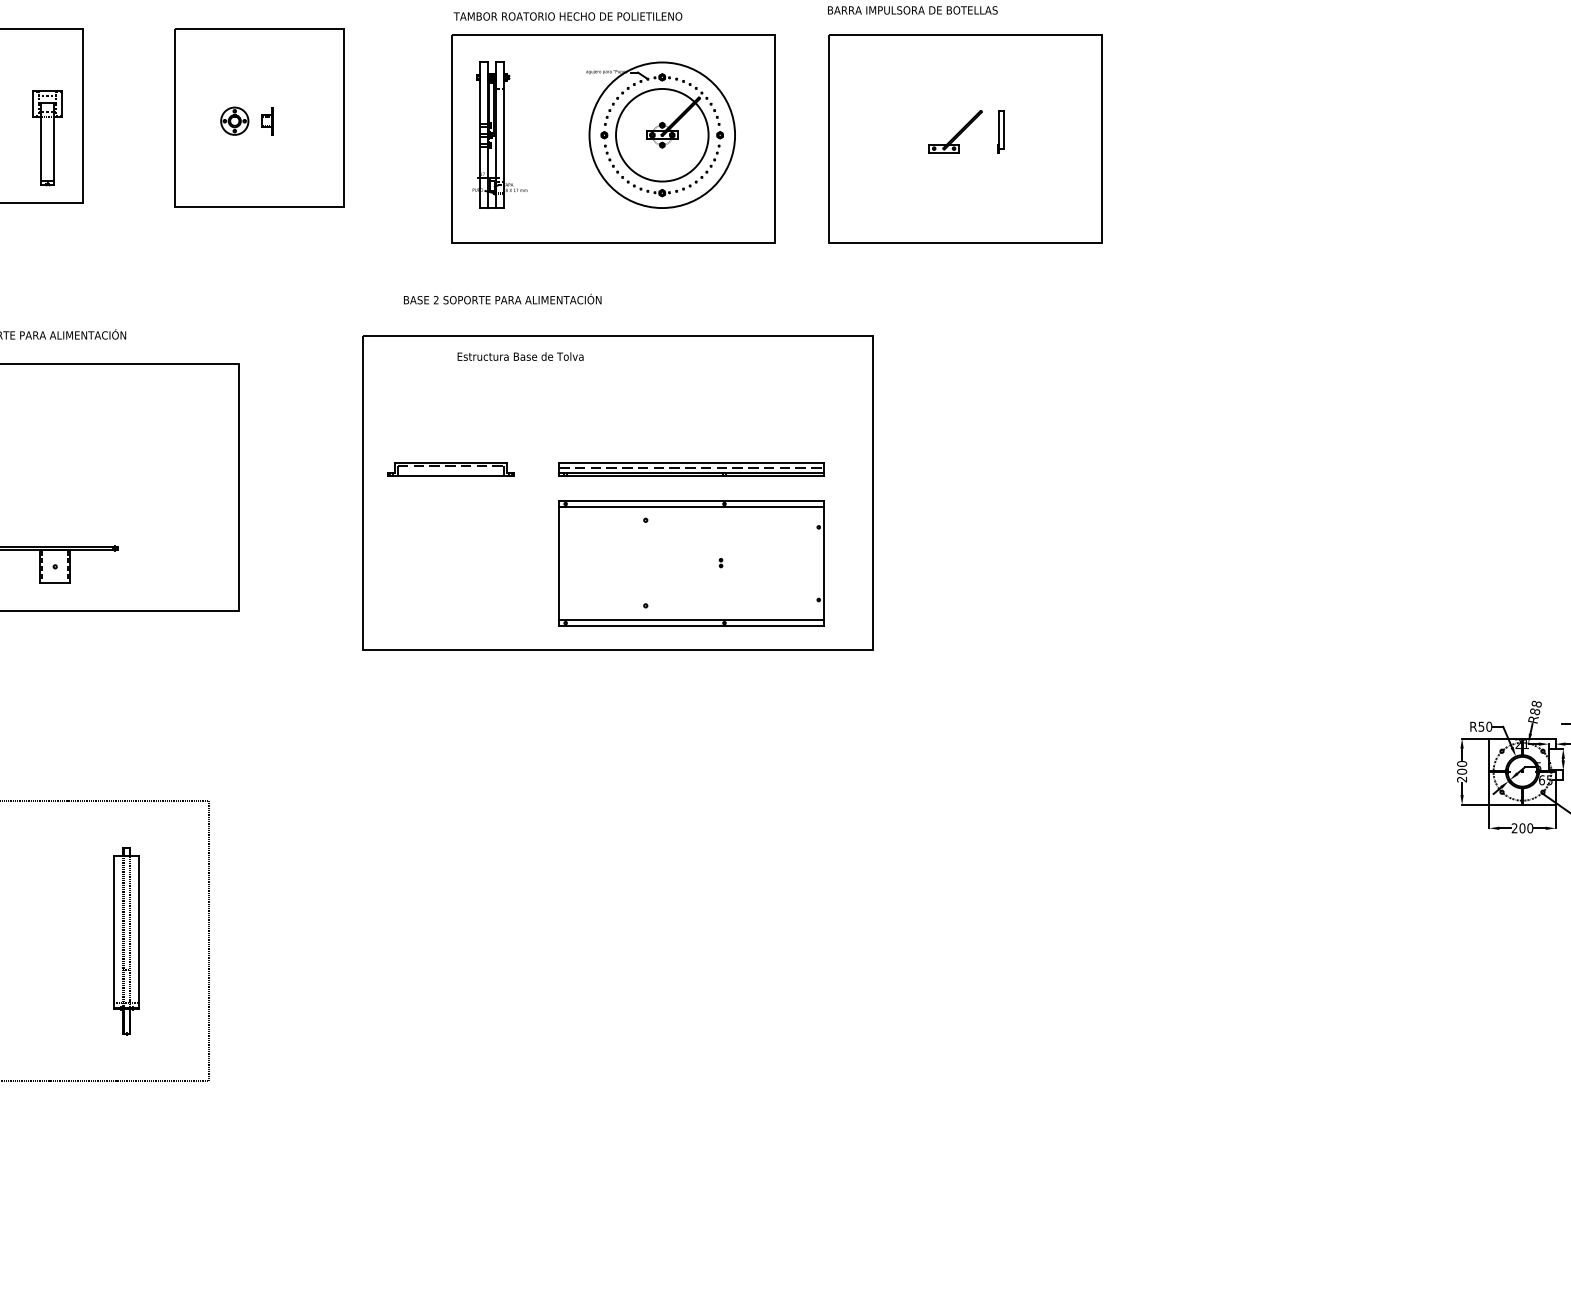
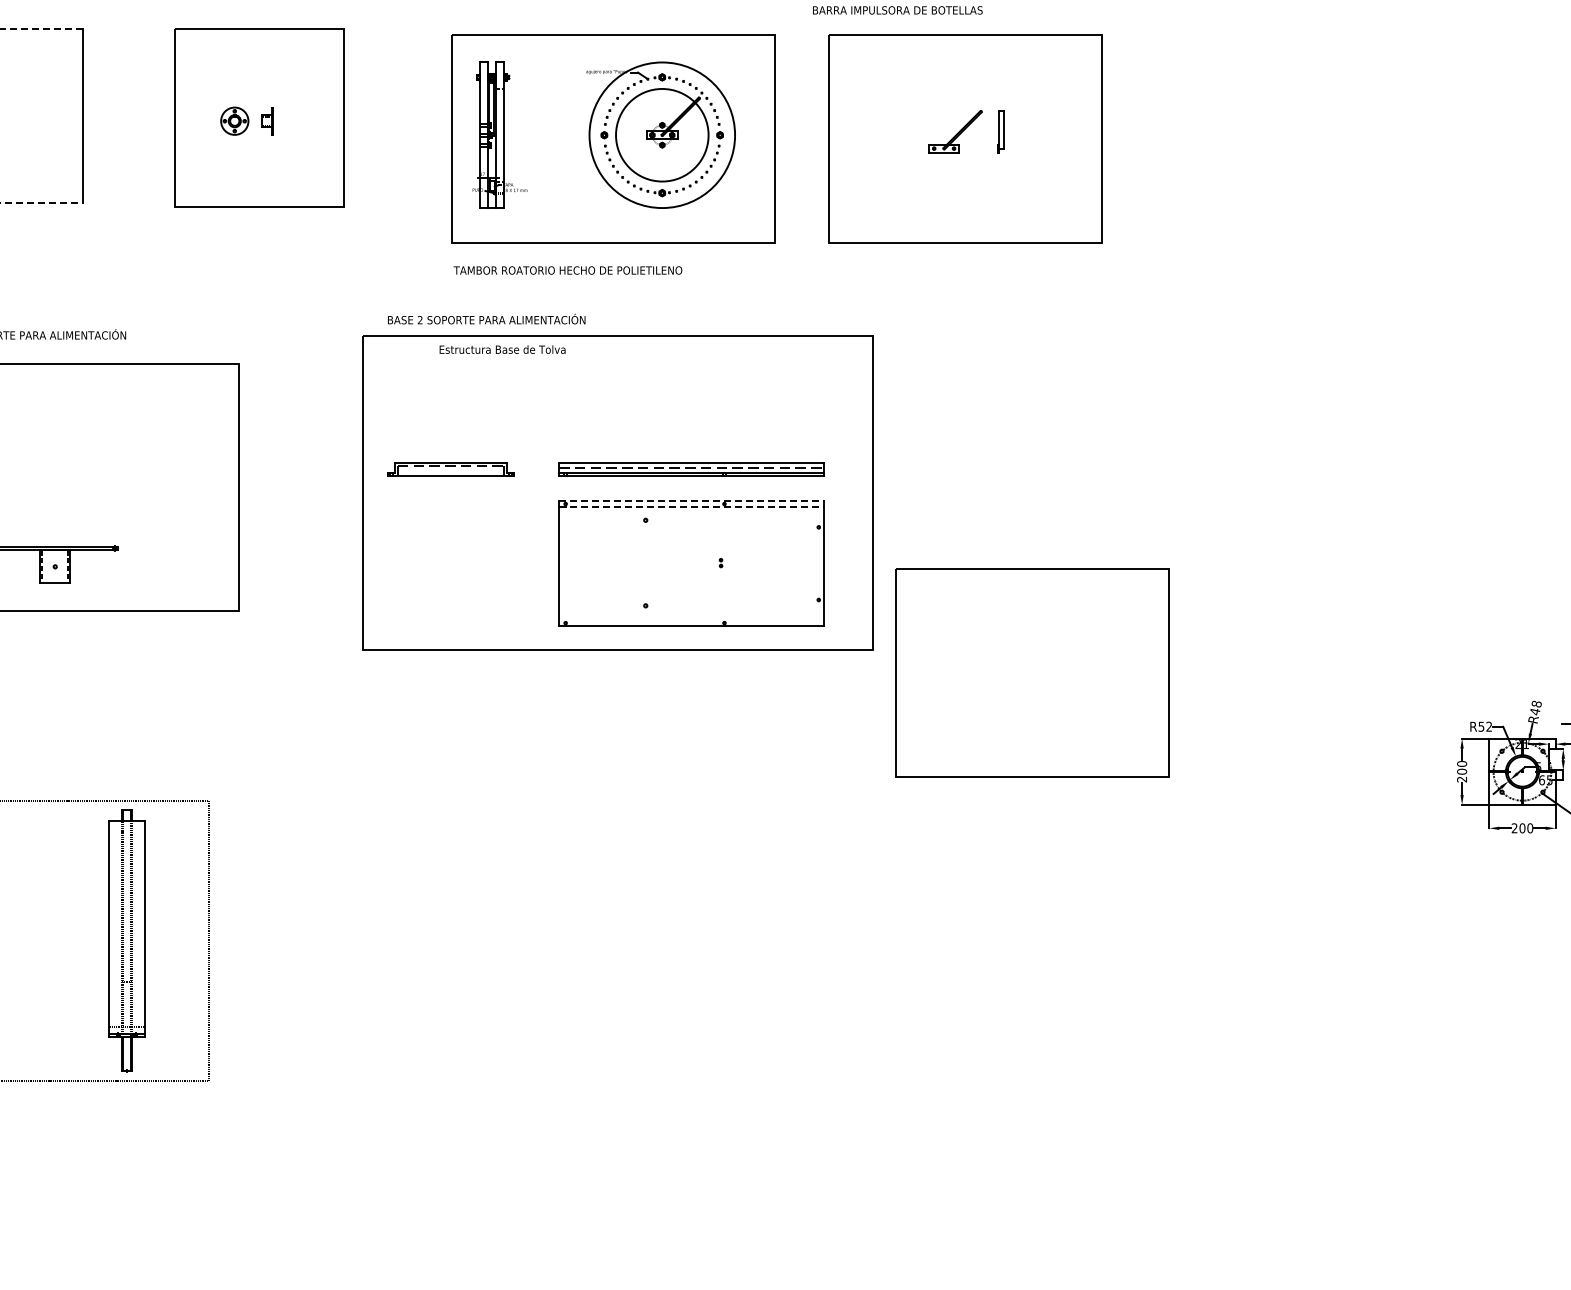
text position: (912, 10) -> (897, 10) (897, 10)
text position: (567, 16) -> (567, 270) (567, 270)
line: solid -> dashed (41, 28)
part: present -> none (47, 138)
line: solid -> dashed (41, 203)
text position: (502, 298) -> (486, 318) (486, 318)
text position: (520, 356) -> (502, 349) (502, 349)
line: solid -> dashed (691, 500)
line: solid -> dashed (691, 507)
line: present -> none (691, 619)
part: none -> present (1032, 672)
text: R88 -> R48 (1535, 711)
text: R50 -> R52 (1489, 726)
part size: 27x189 px -> 38x264 px (126, 940)
